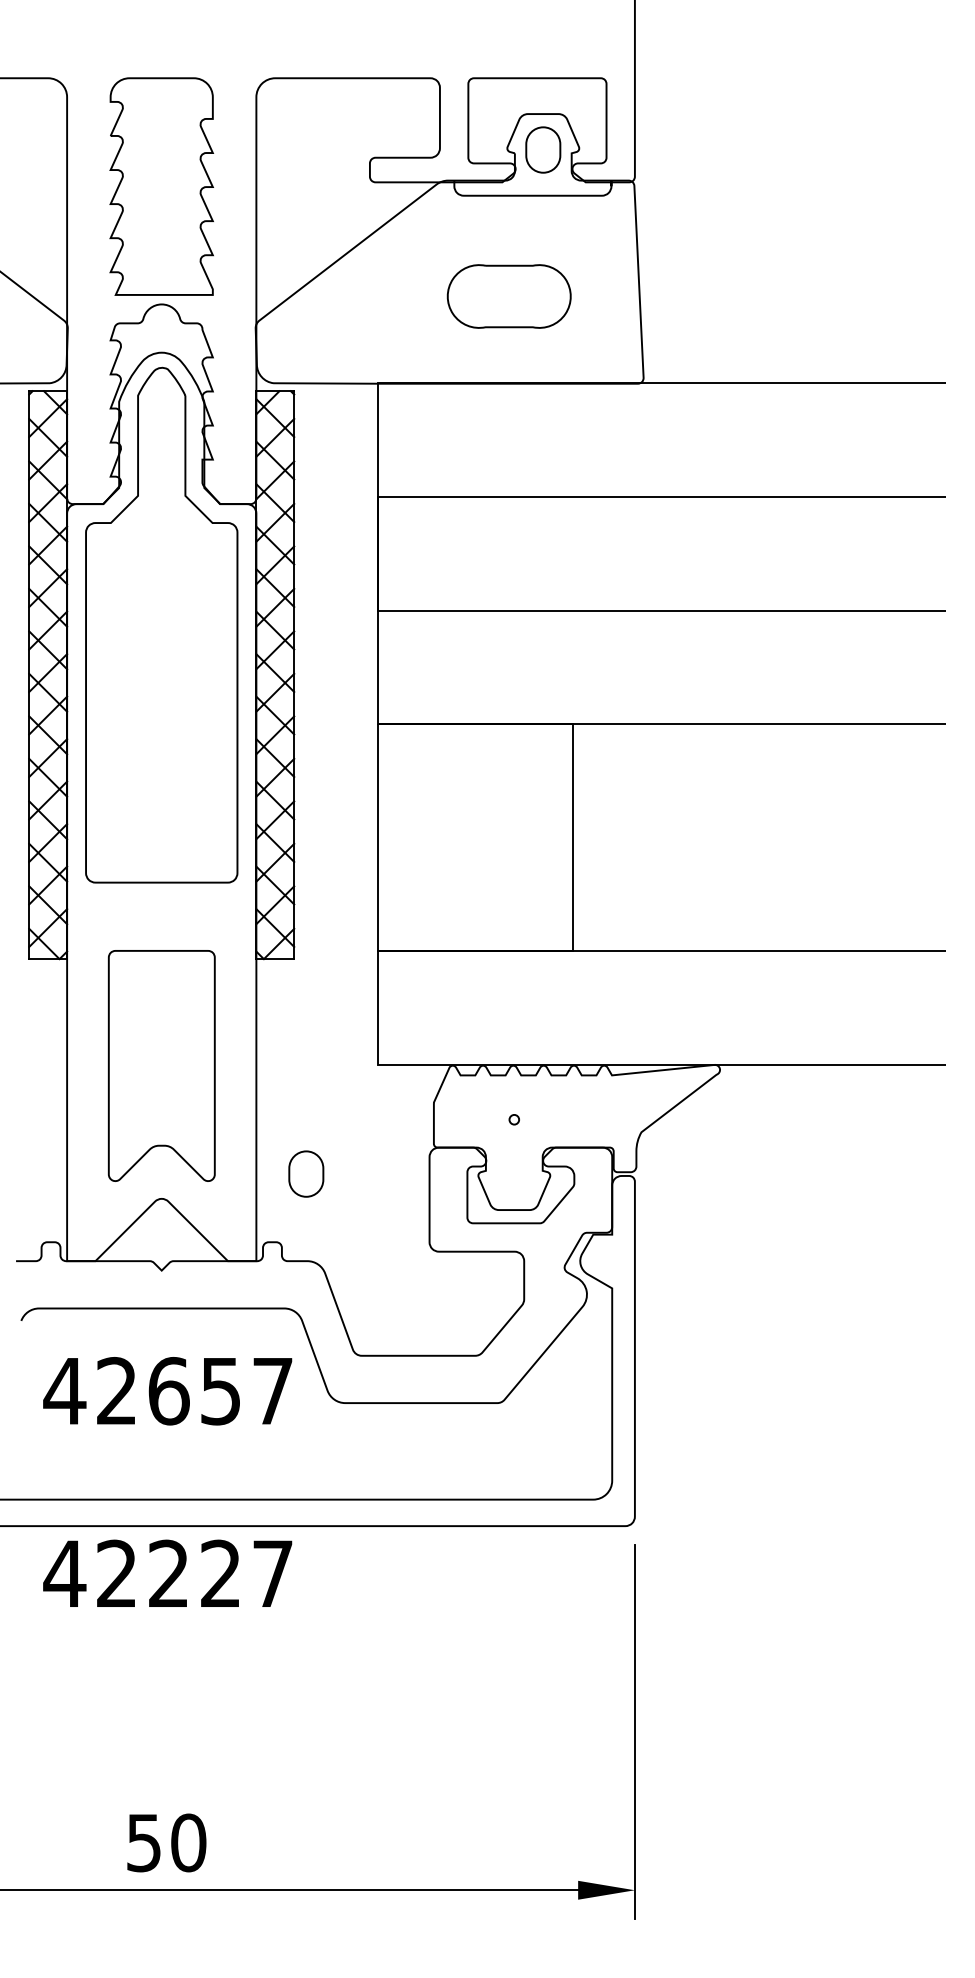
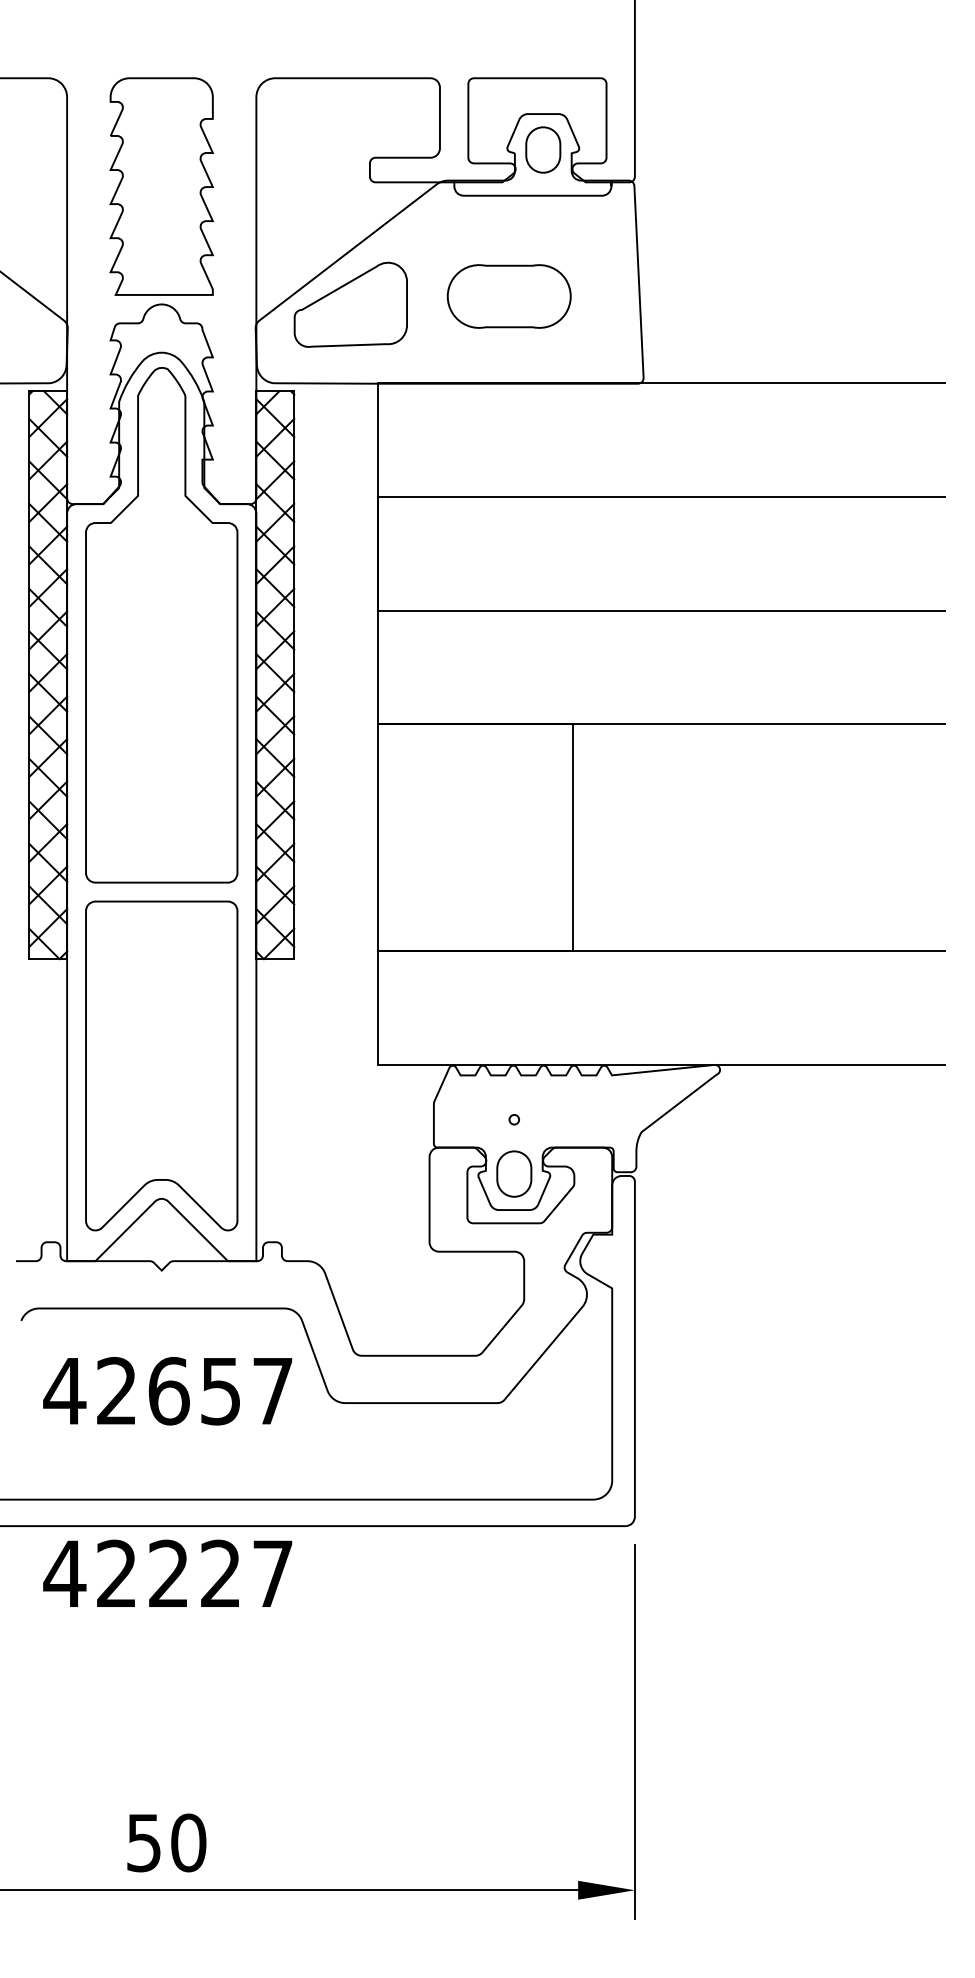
part: none -> present (350, 304)
part size: 109x232 px -> 154x332 px (161, 1065)
part position: (306, 1173) -> (514, 1173) (514, 1173)
